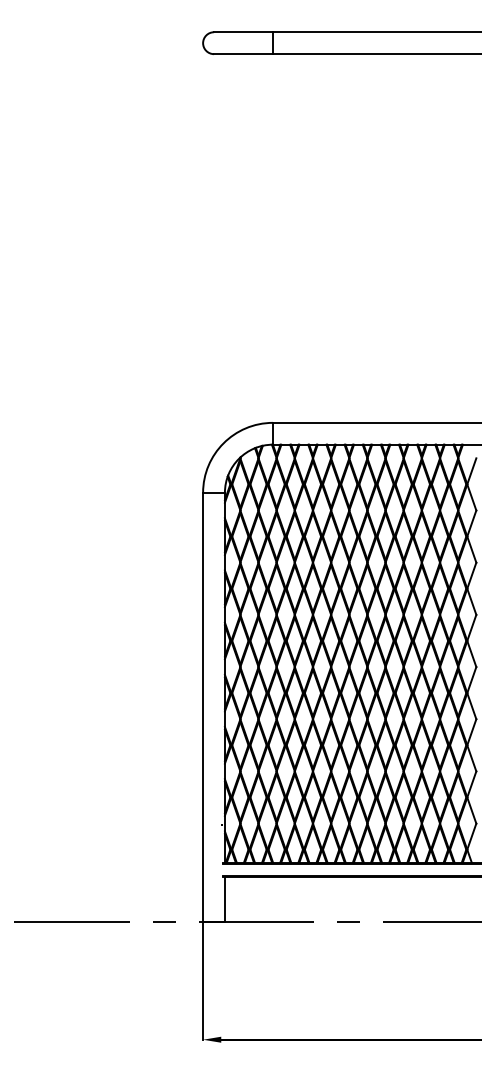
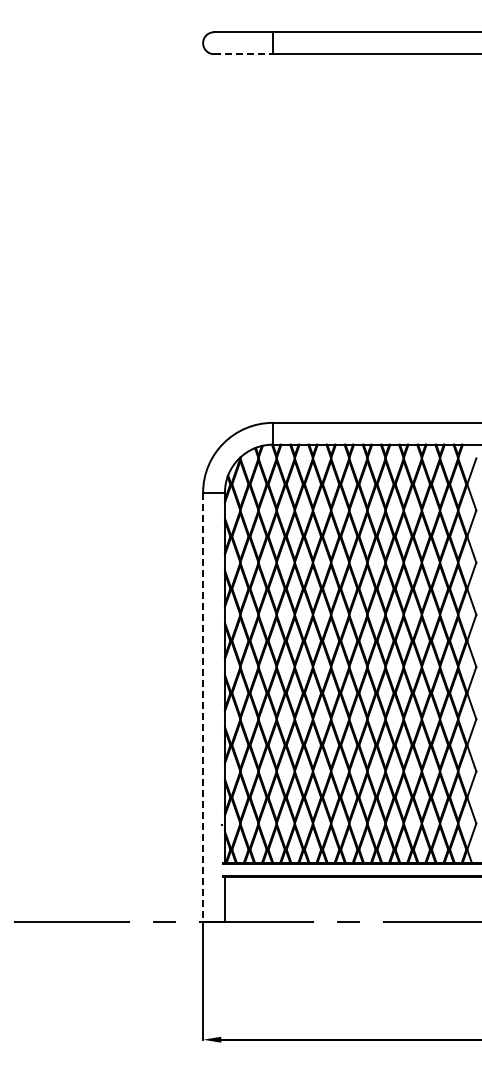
line: solid -> dashed (244, 54)
line: solid -> dashed (203, 707)
